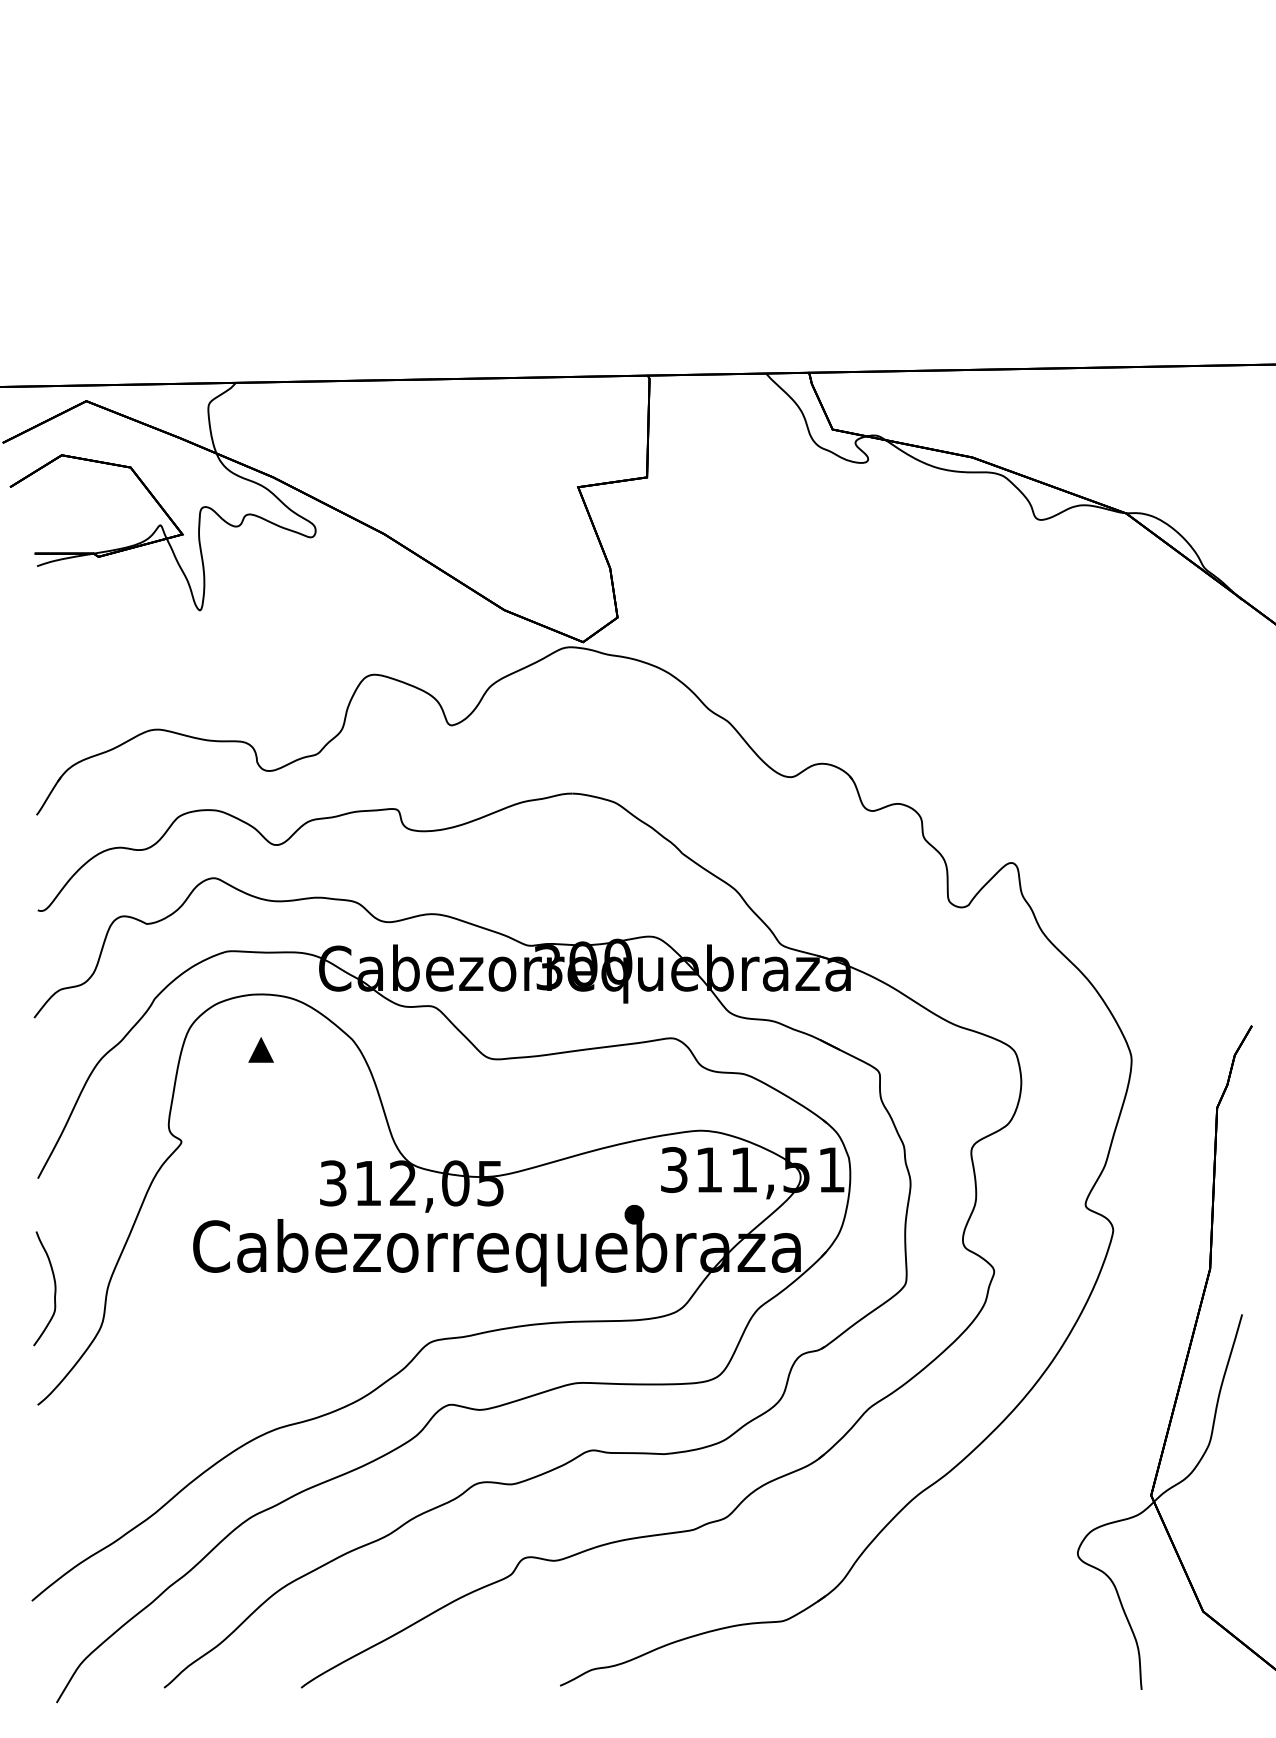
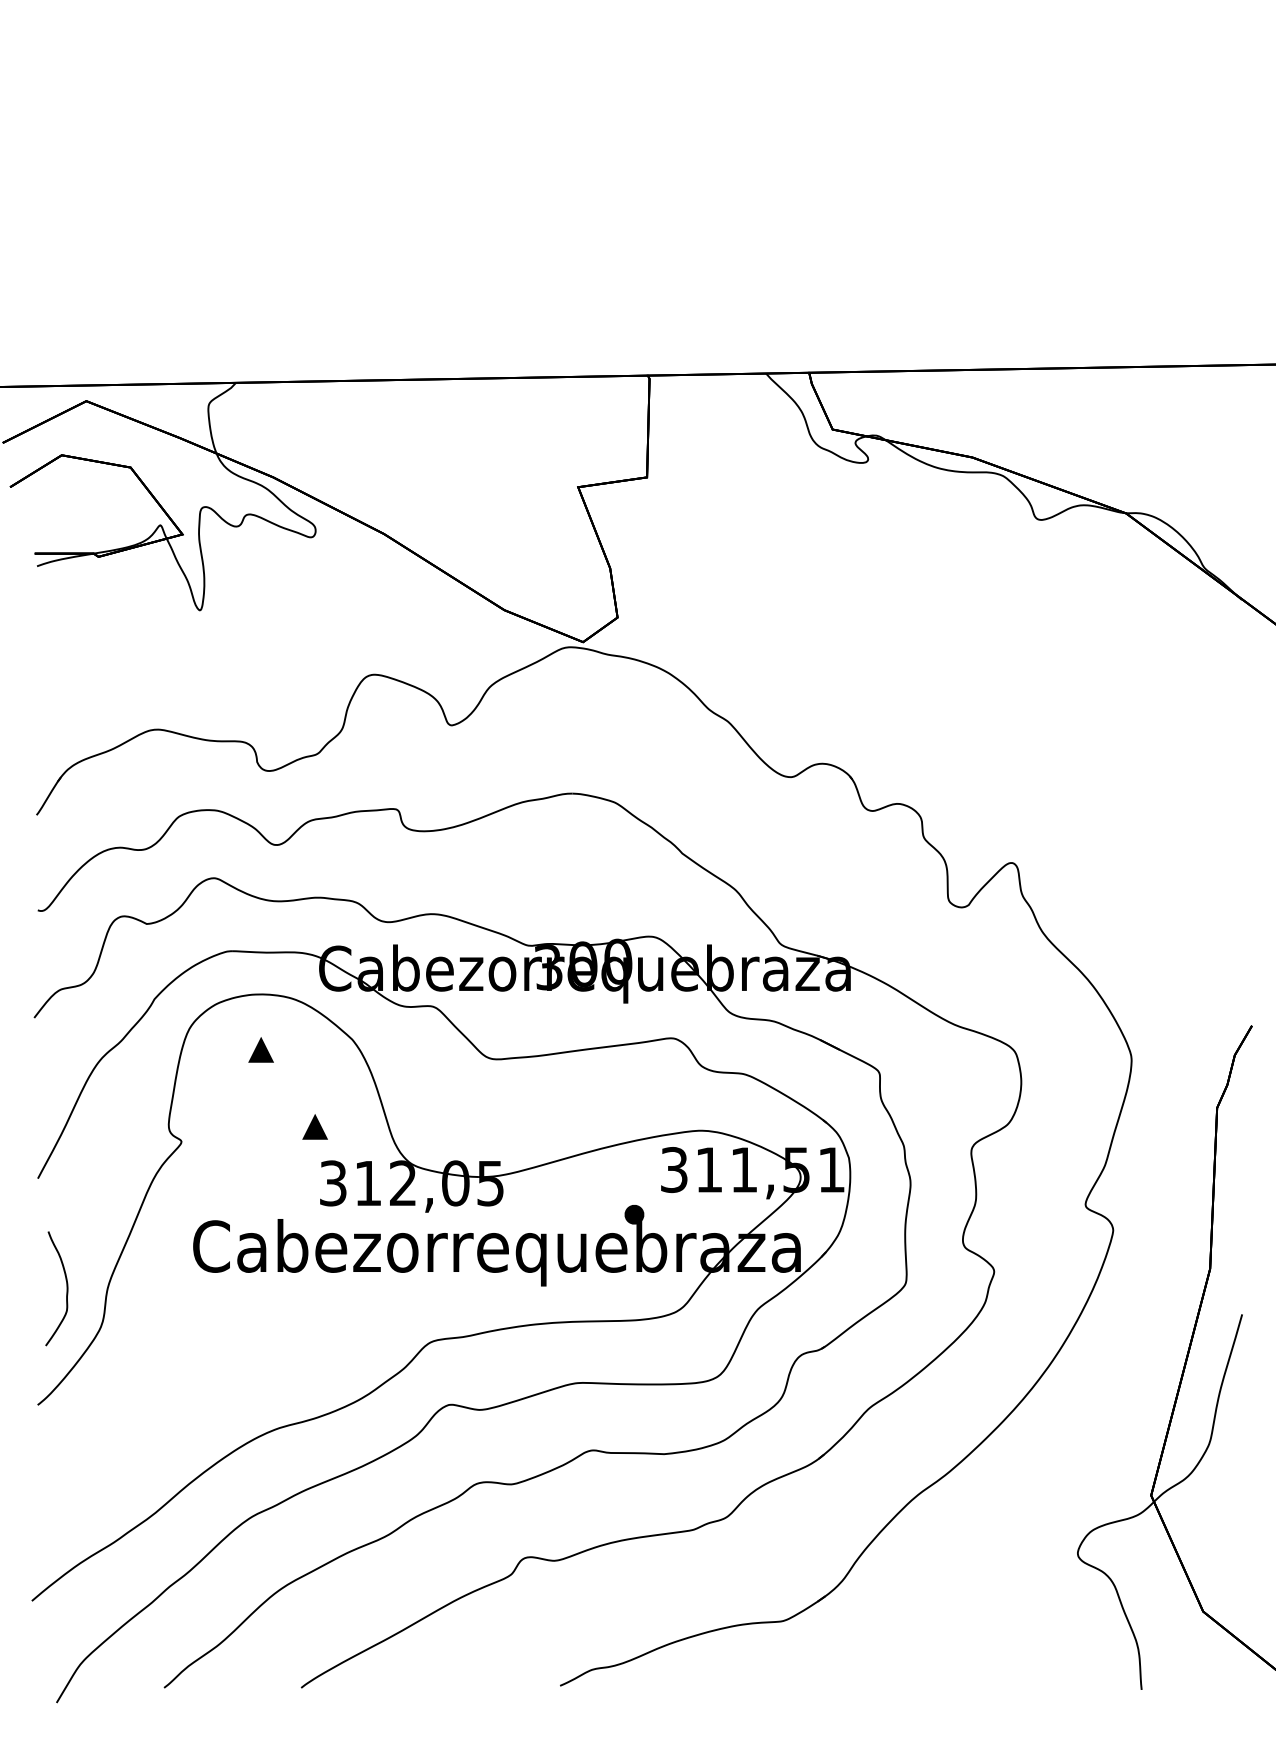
part: none -> present (314, 1126)
curve position: (54, 1288) -> (66, 1288) (66, 1288)
